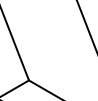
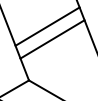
line: none -> present (47, 26)
line: none -> present (52, 39)
